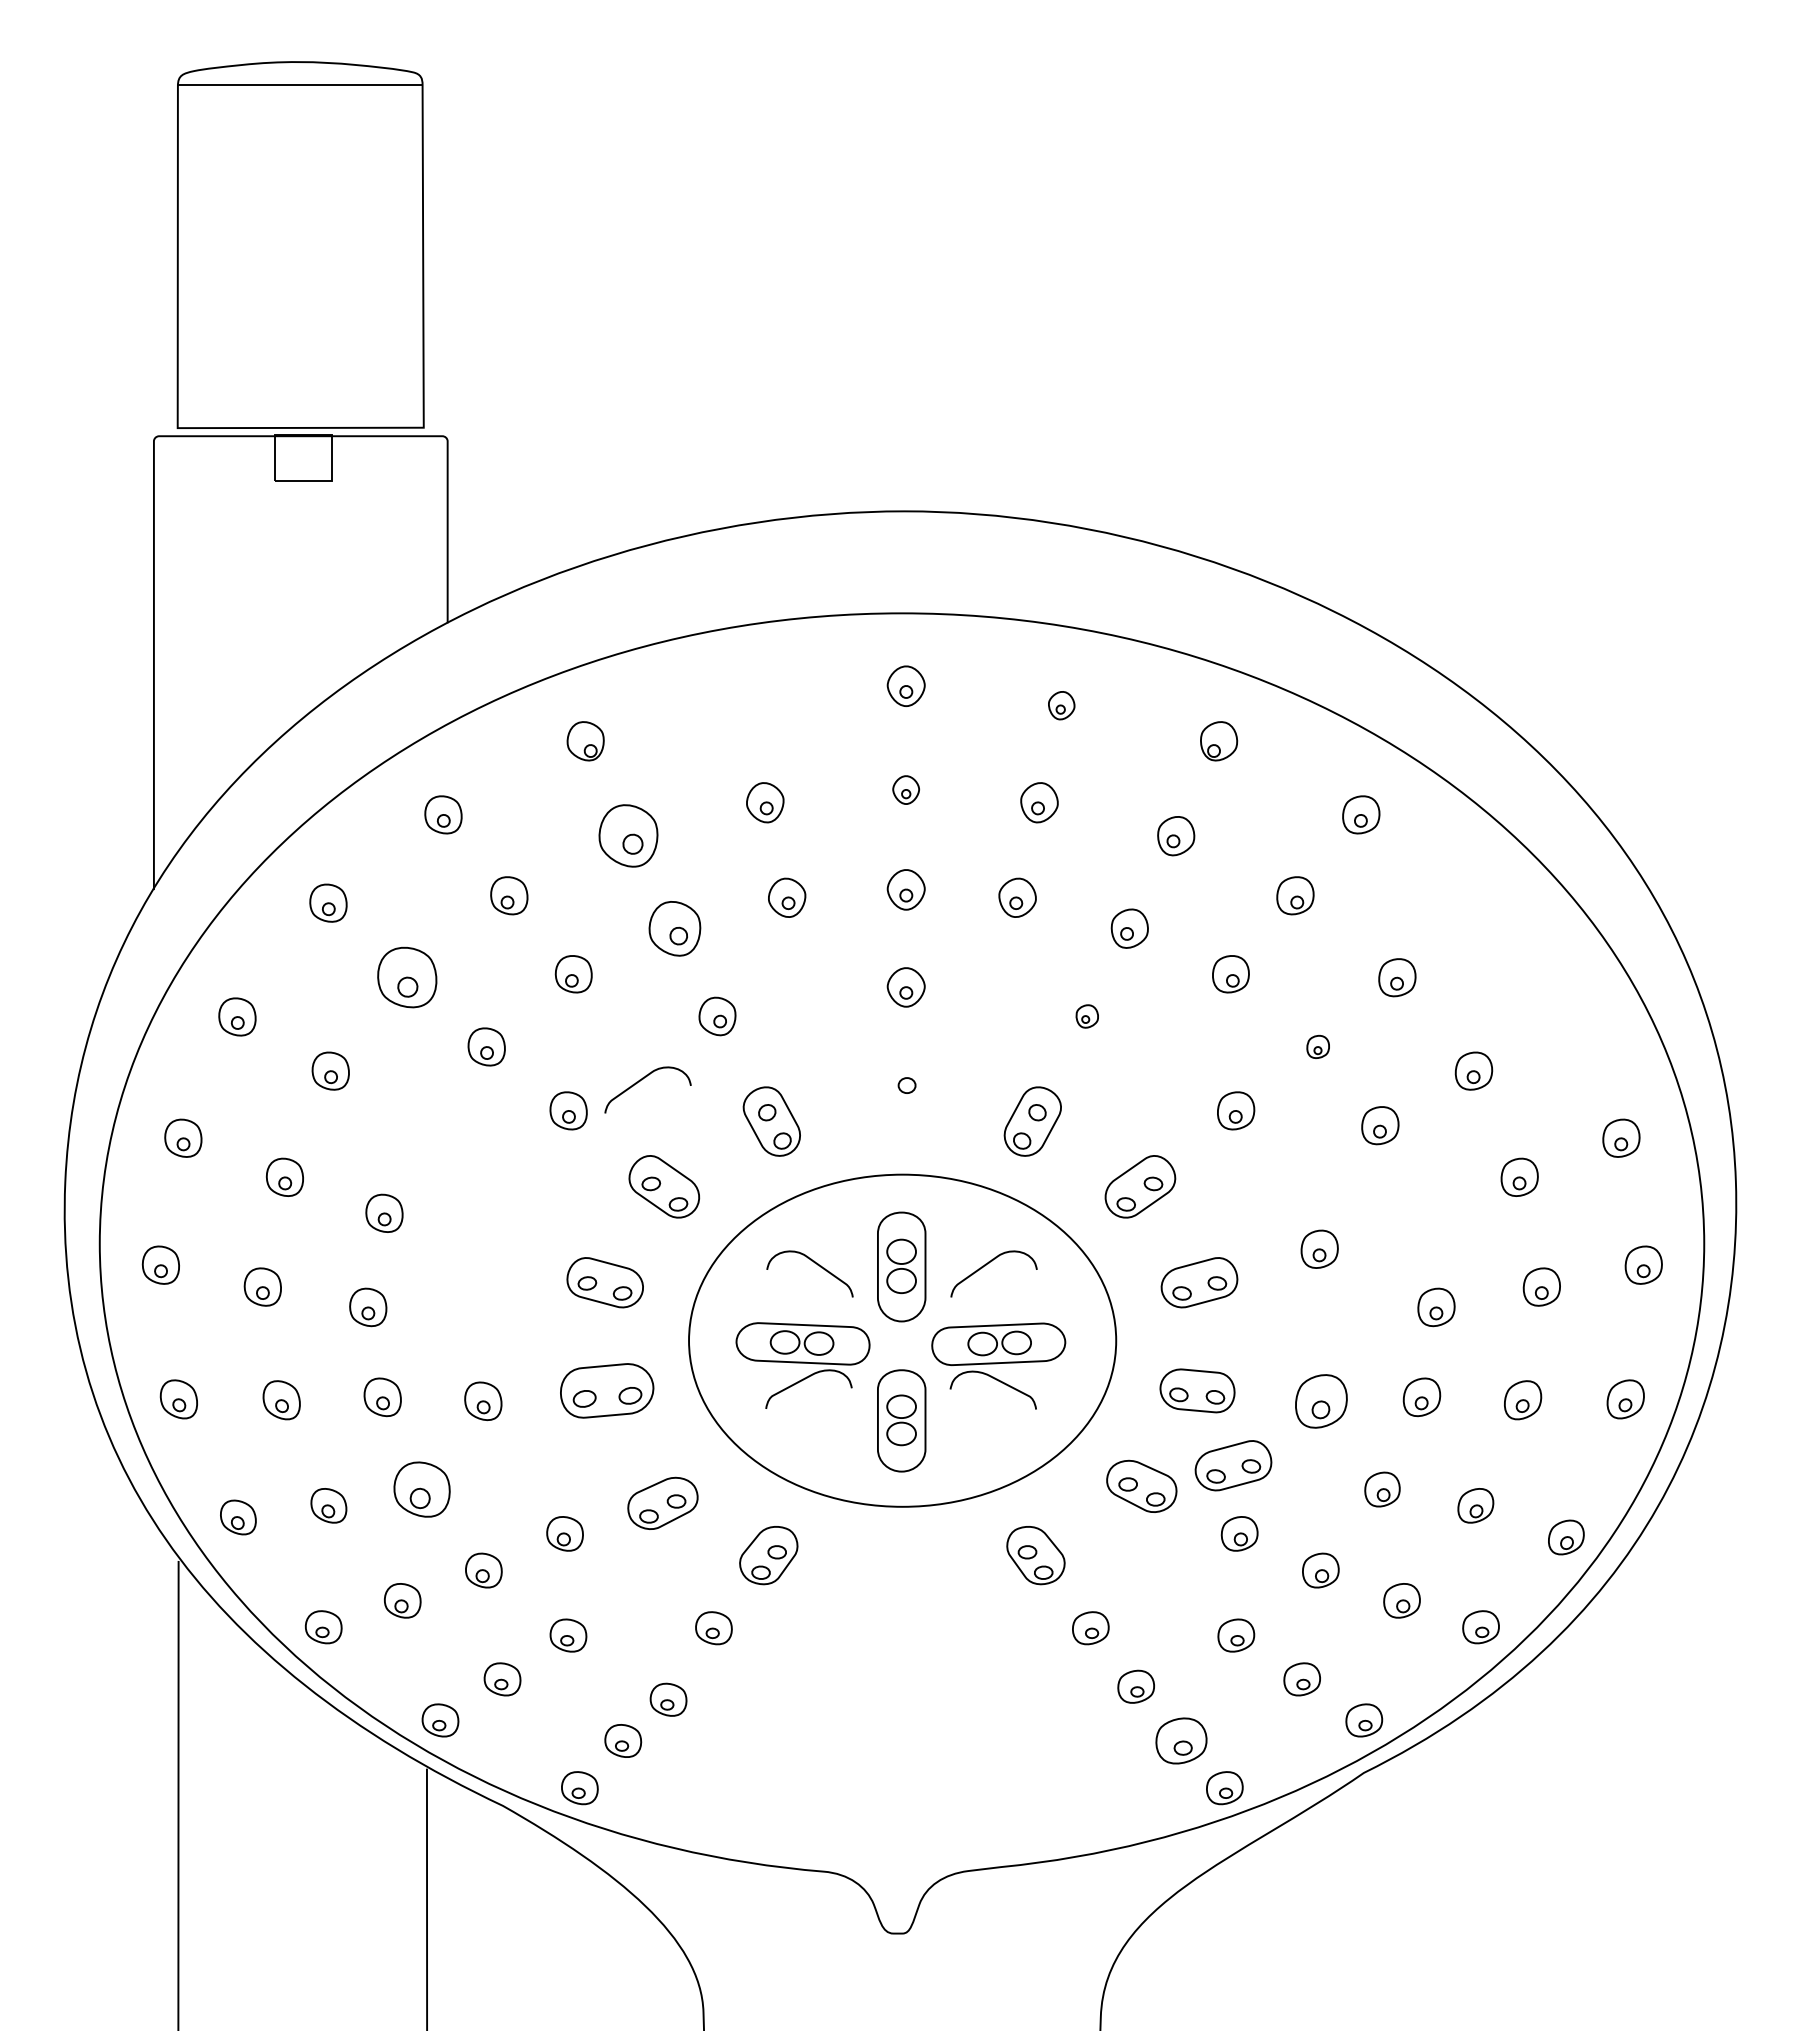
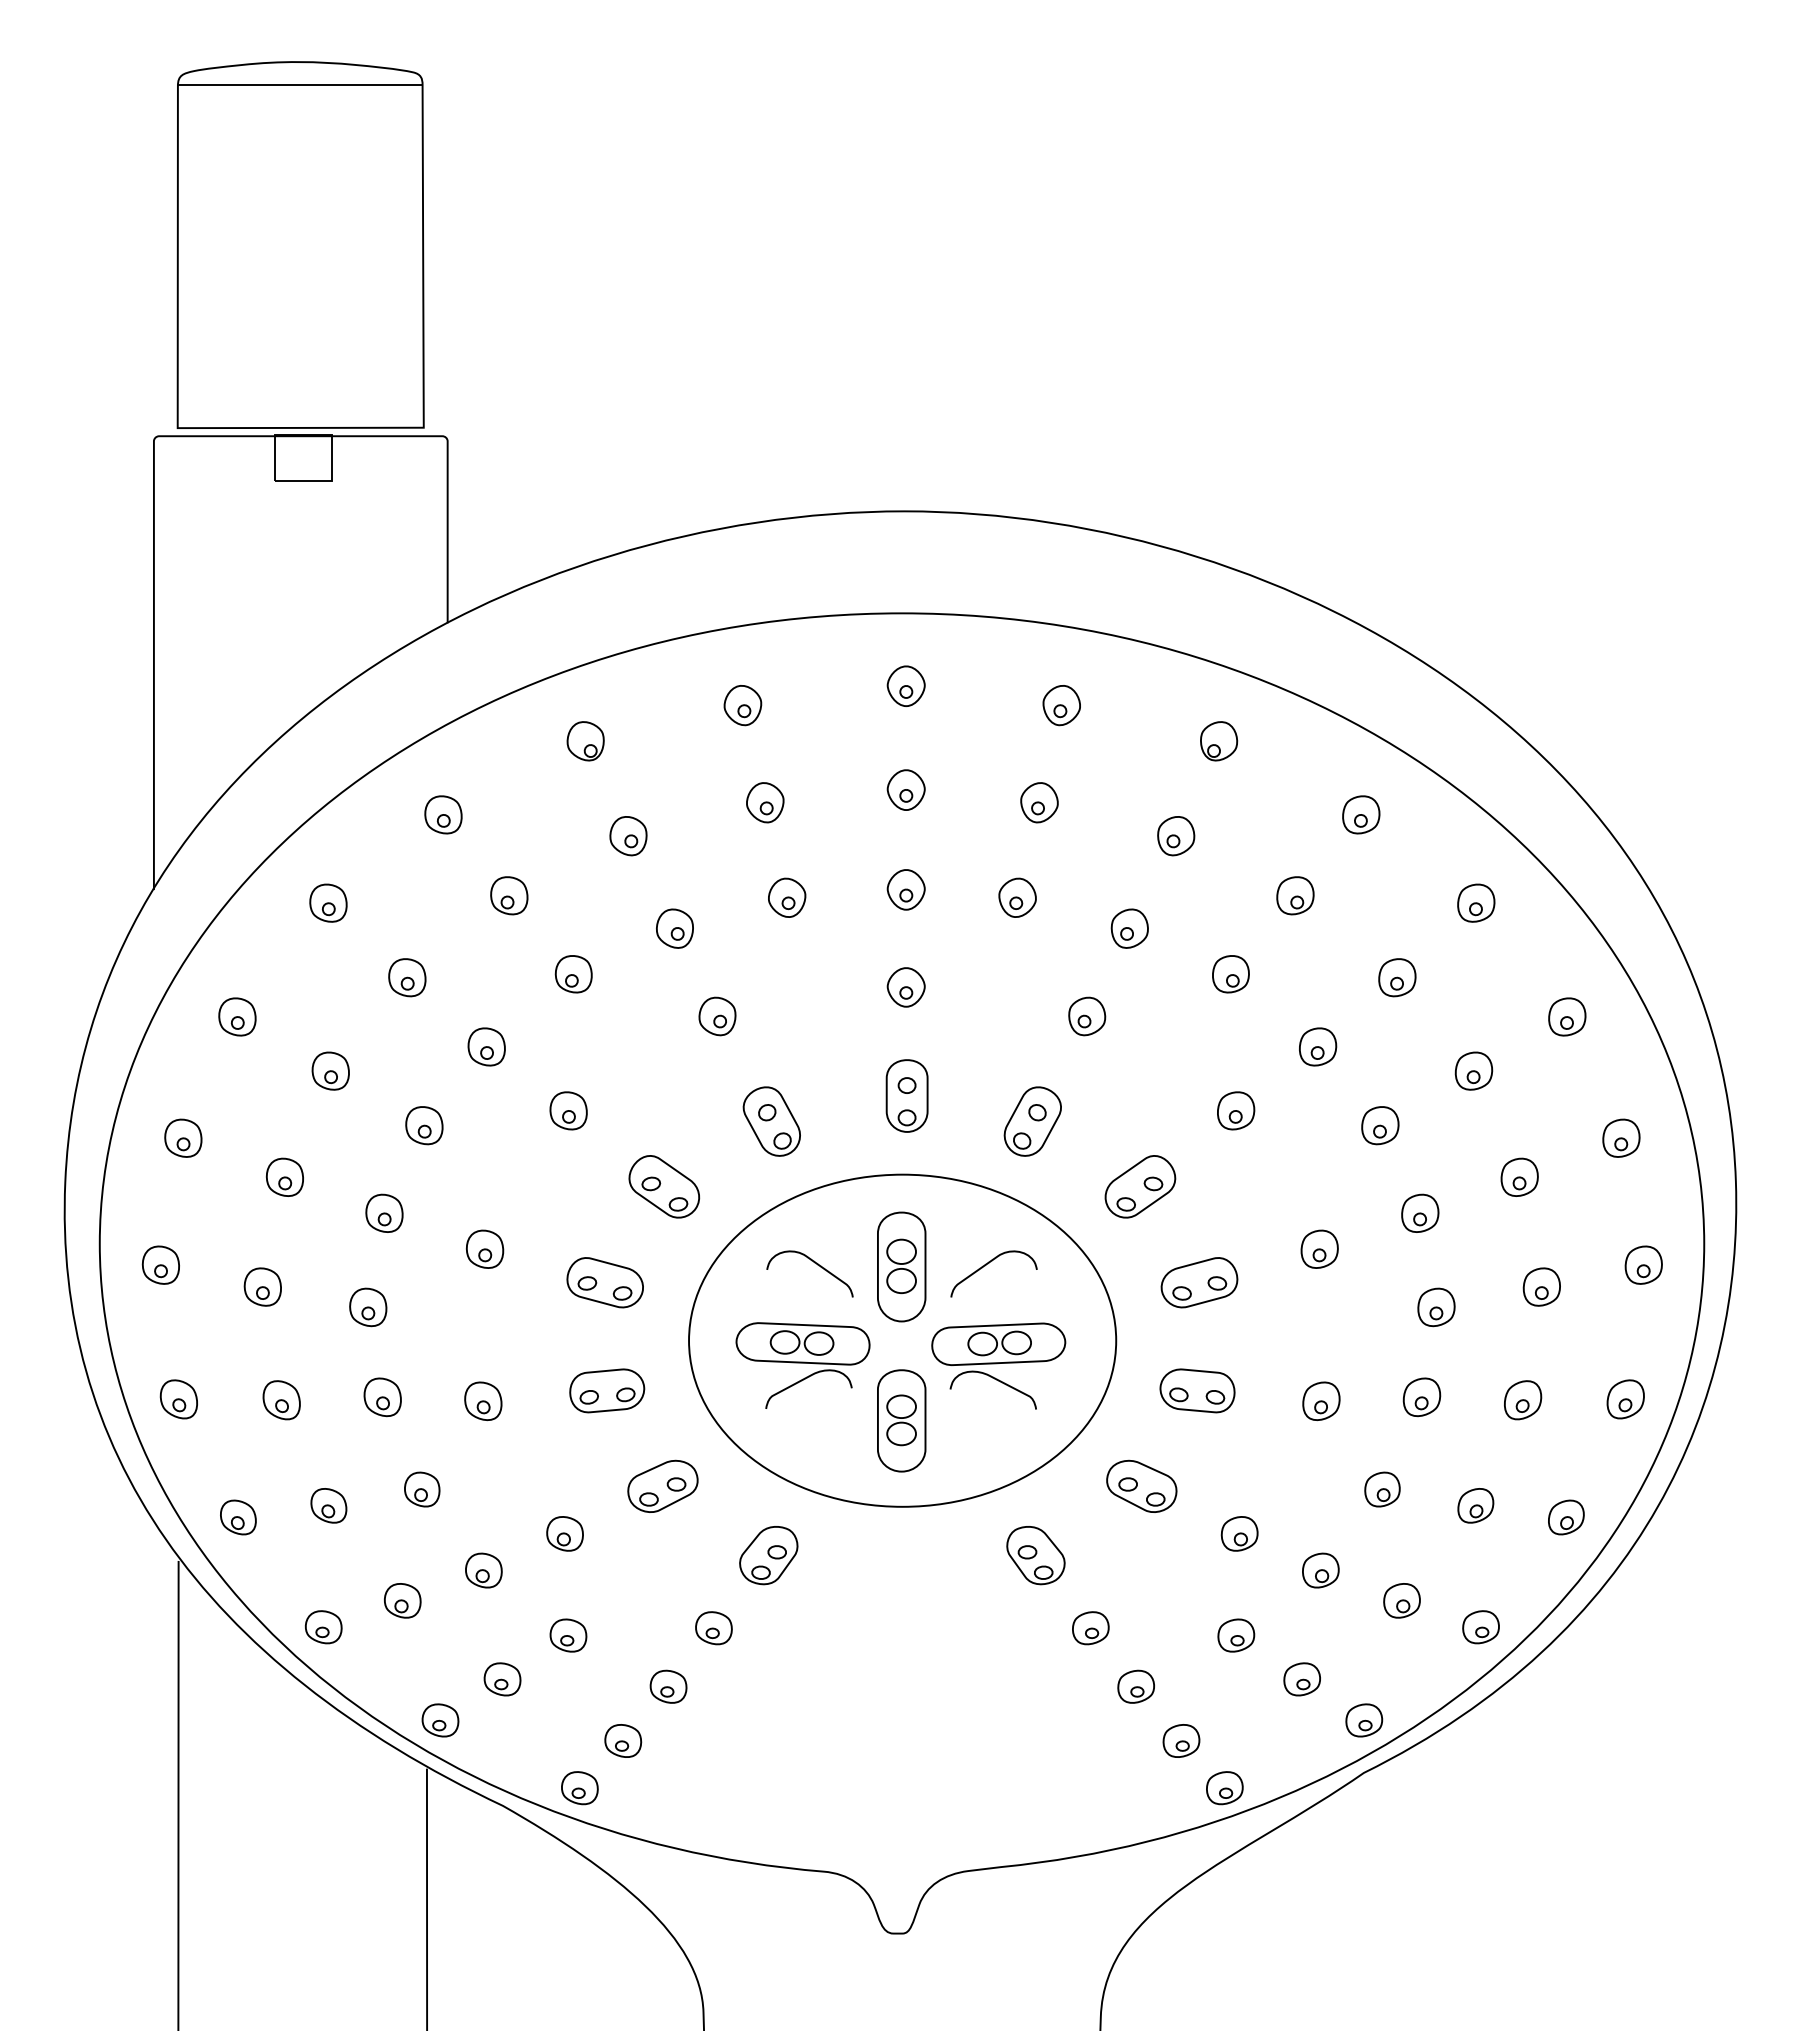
part: none -> present (742, 705)
part size: 28x30 px -> 39x42 px (1061, 705)
part size: 28x30 px -> 40x42 px (905, 789)
part size: 61x64 px -> 39x41 px (628, 836)
part: none -> present (1476, 902)
part size: 54x56 px -> 38x41 px (674, 928)
part size: 61x63 px -> 39x40 px (407, 977)
part size: 24x25 px -> 39x41 px (1087, 1016)
part: none -> present (1567, 1016)
part size: 24x25 px -> 39x40 px (1318, 1046)
curve: present -> none (640, 1081)
part: none -> present (906, 1095)
part: none -> present (424, 1125)
part: none -> present (1420, 1212)
part: none -> present (484, 1248)
part size: 95x56 px -> 77x46 px (607, 1390)
part size: 53x55 px -> 39x40 px (1321, 1400)
part: present -> none (1233, 1465)
part size: 58x57 px -> 37x37 px (422, 1489)
part position: (662, 1502) -> (662, 1485) (662, 1485)
part position: (1566, 1537) -> (1566, 1517) (1566, 1517)
part position: (668, 1699) -> (668, 1686) (668, 1686)
part size: 53x48 px -> 39x34 px (1181, 1740)
